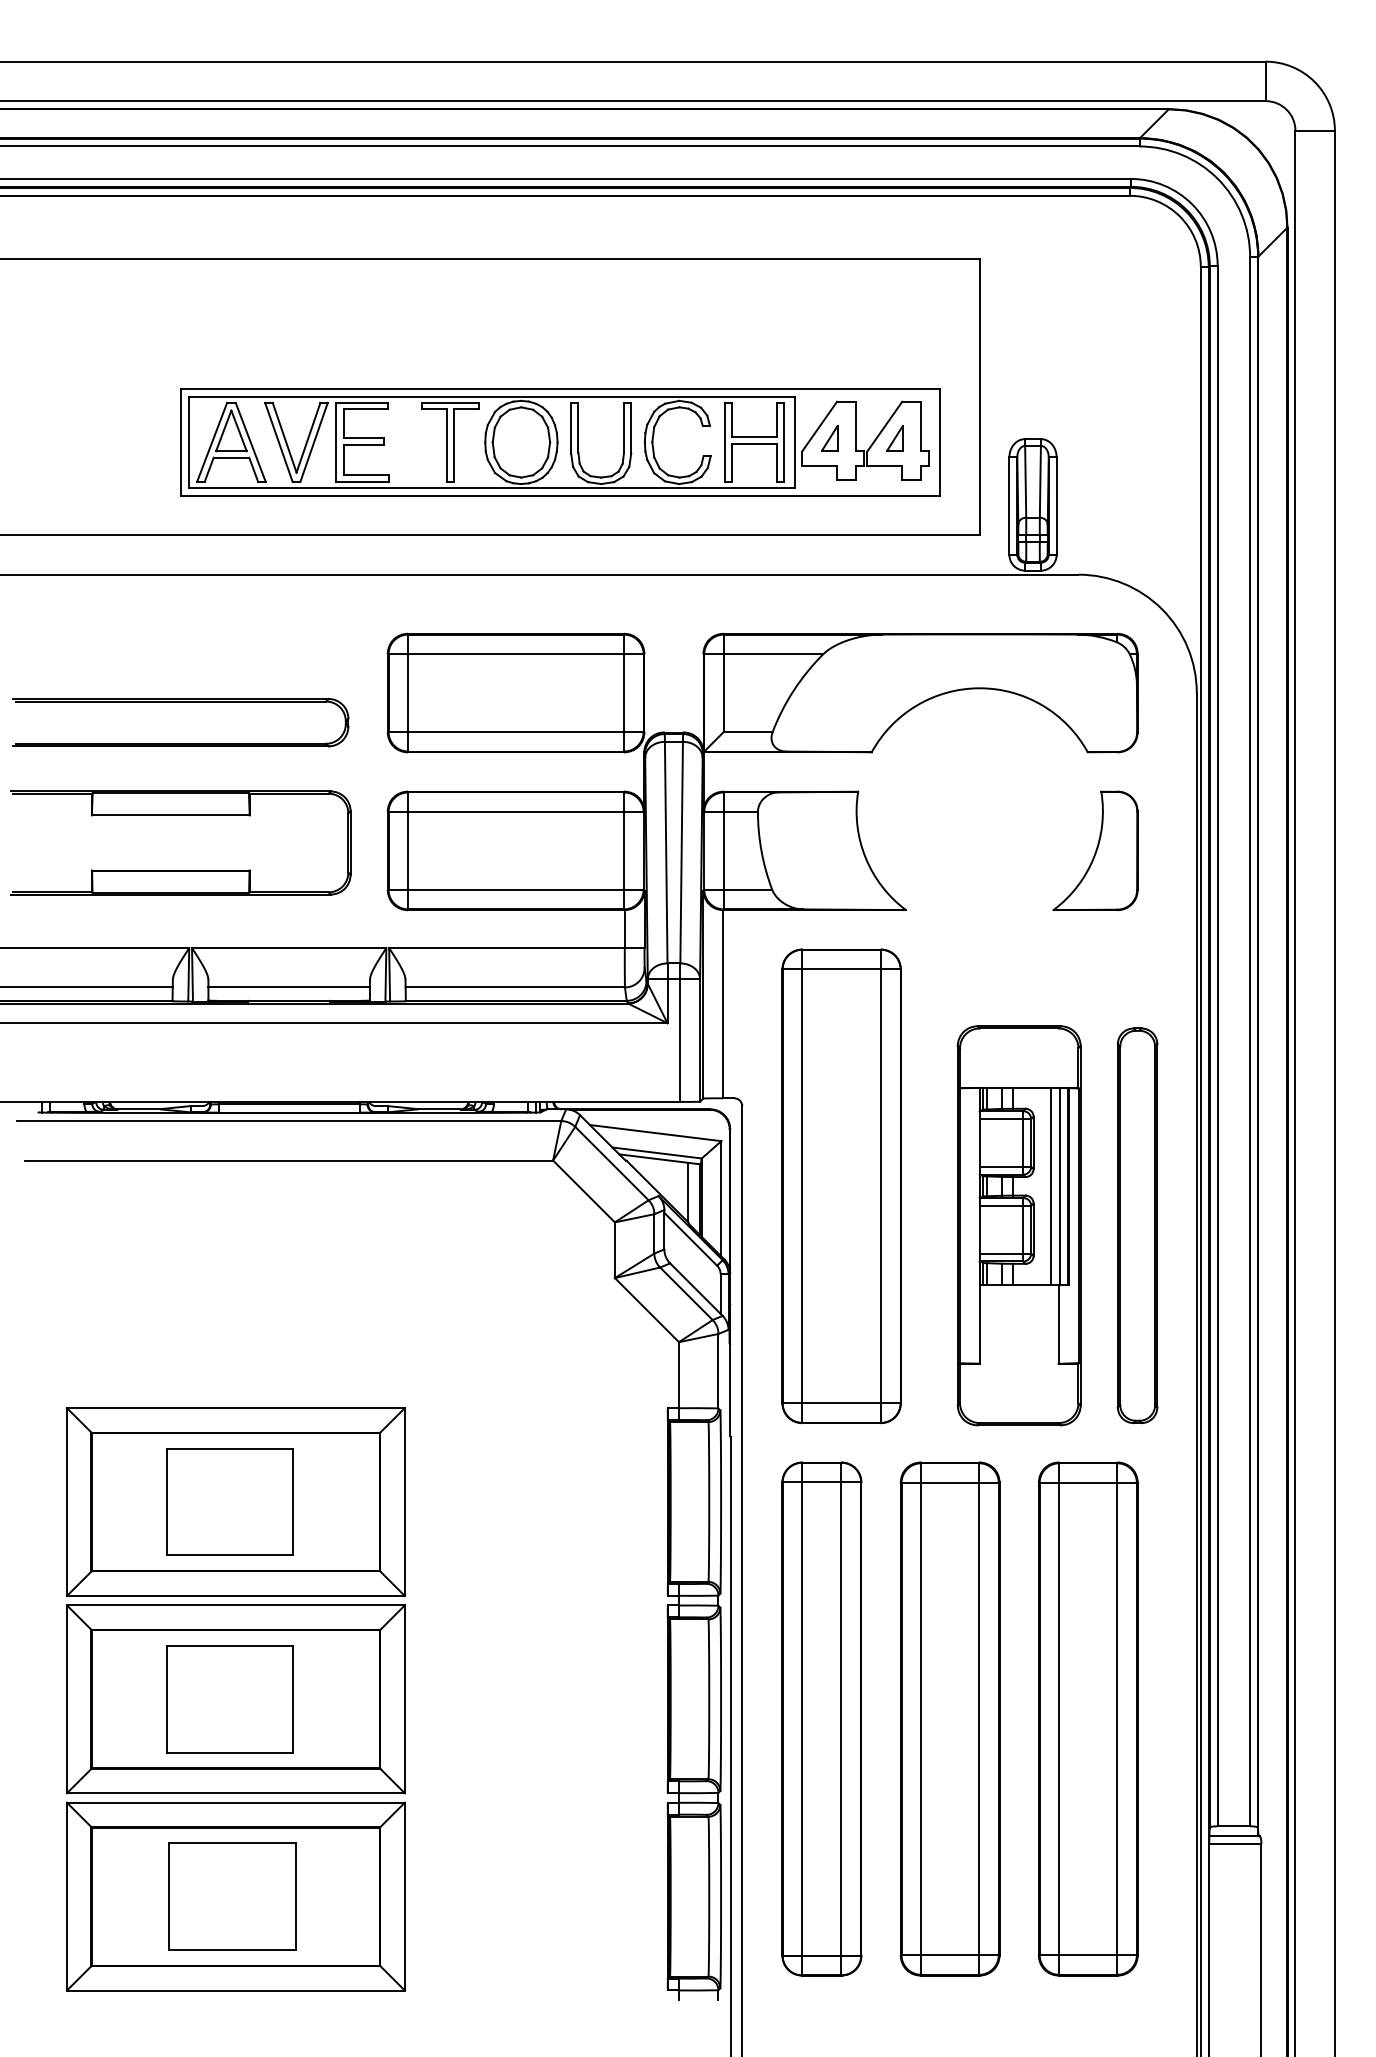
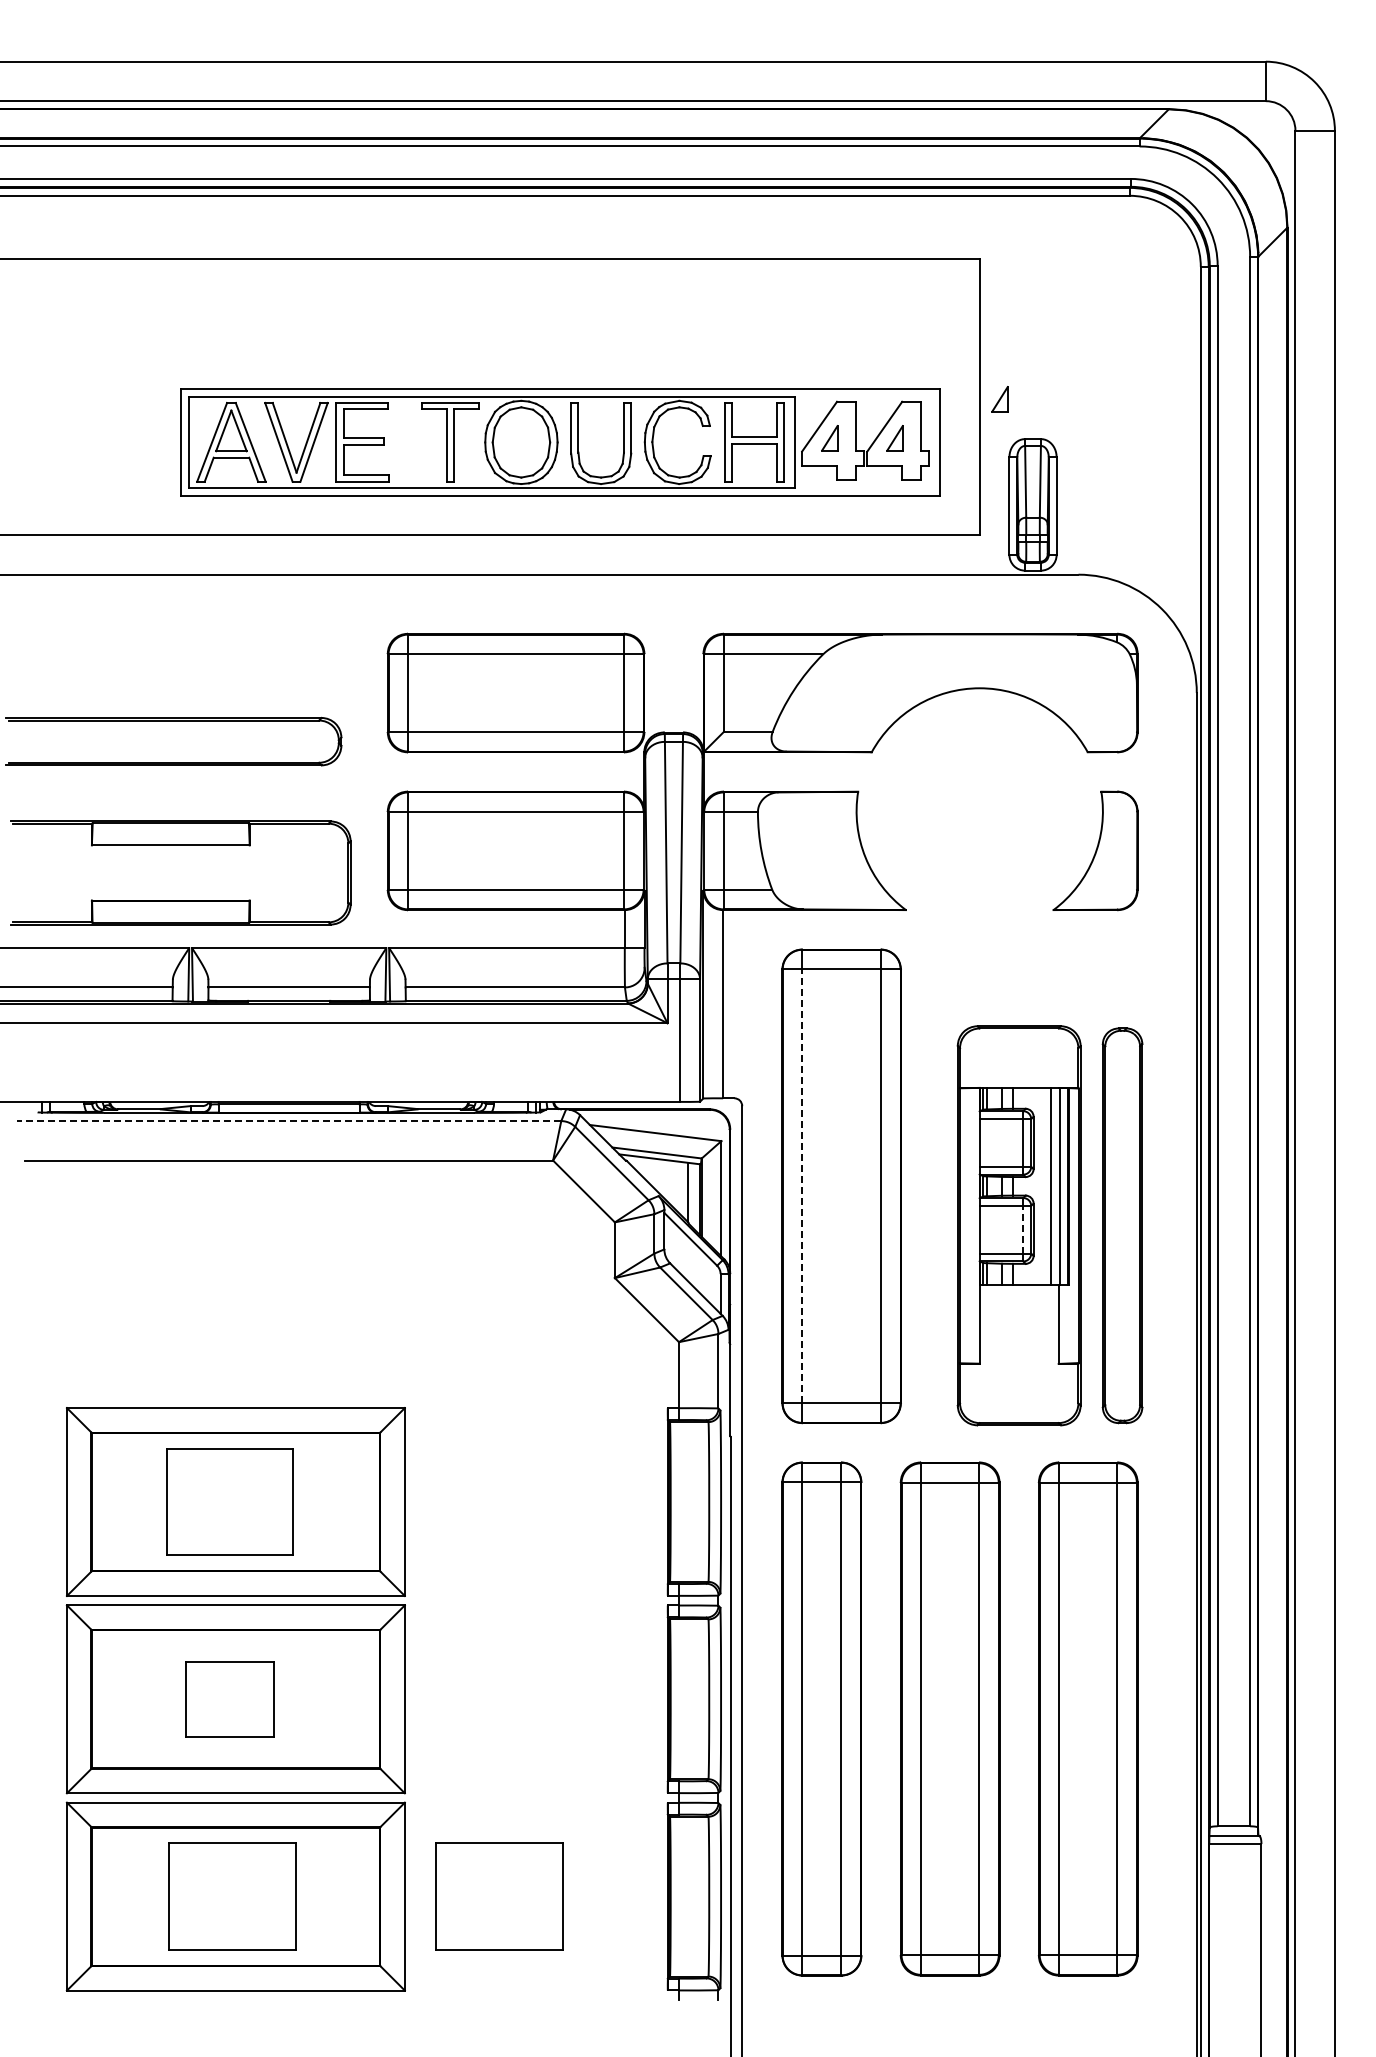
part: none -> present (999, 399)
part position: (180, 702) -> (173, 721) (173, 721)
part position: (180, 815) -> (180, 845) (180, 845)
line: solid -> dashed (288, 1121)
line: solid -> dashed (802, 1186)
part position: (1137, 1225) -> (1122, 1225) (1122, 1225)
line: solid -> dashed (1023, 1229)
part size: 128x109 px -> 90x77 px (229, 1699)
part: none -> present (499, 1896)
